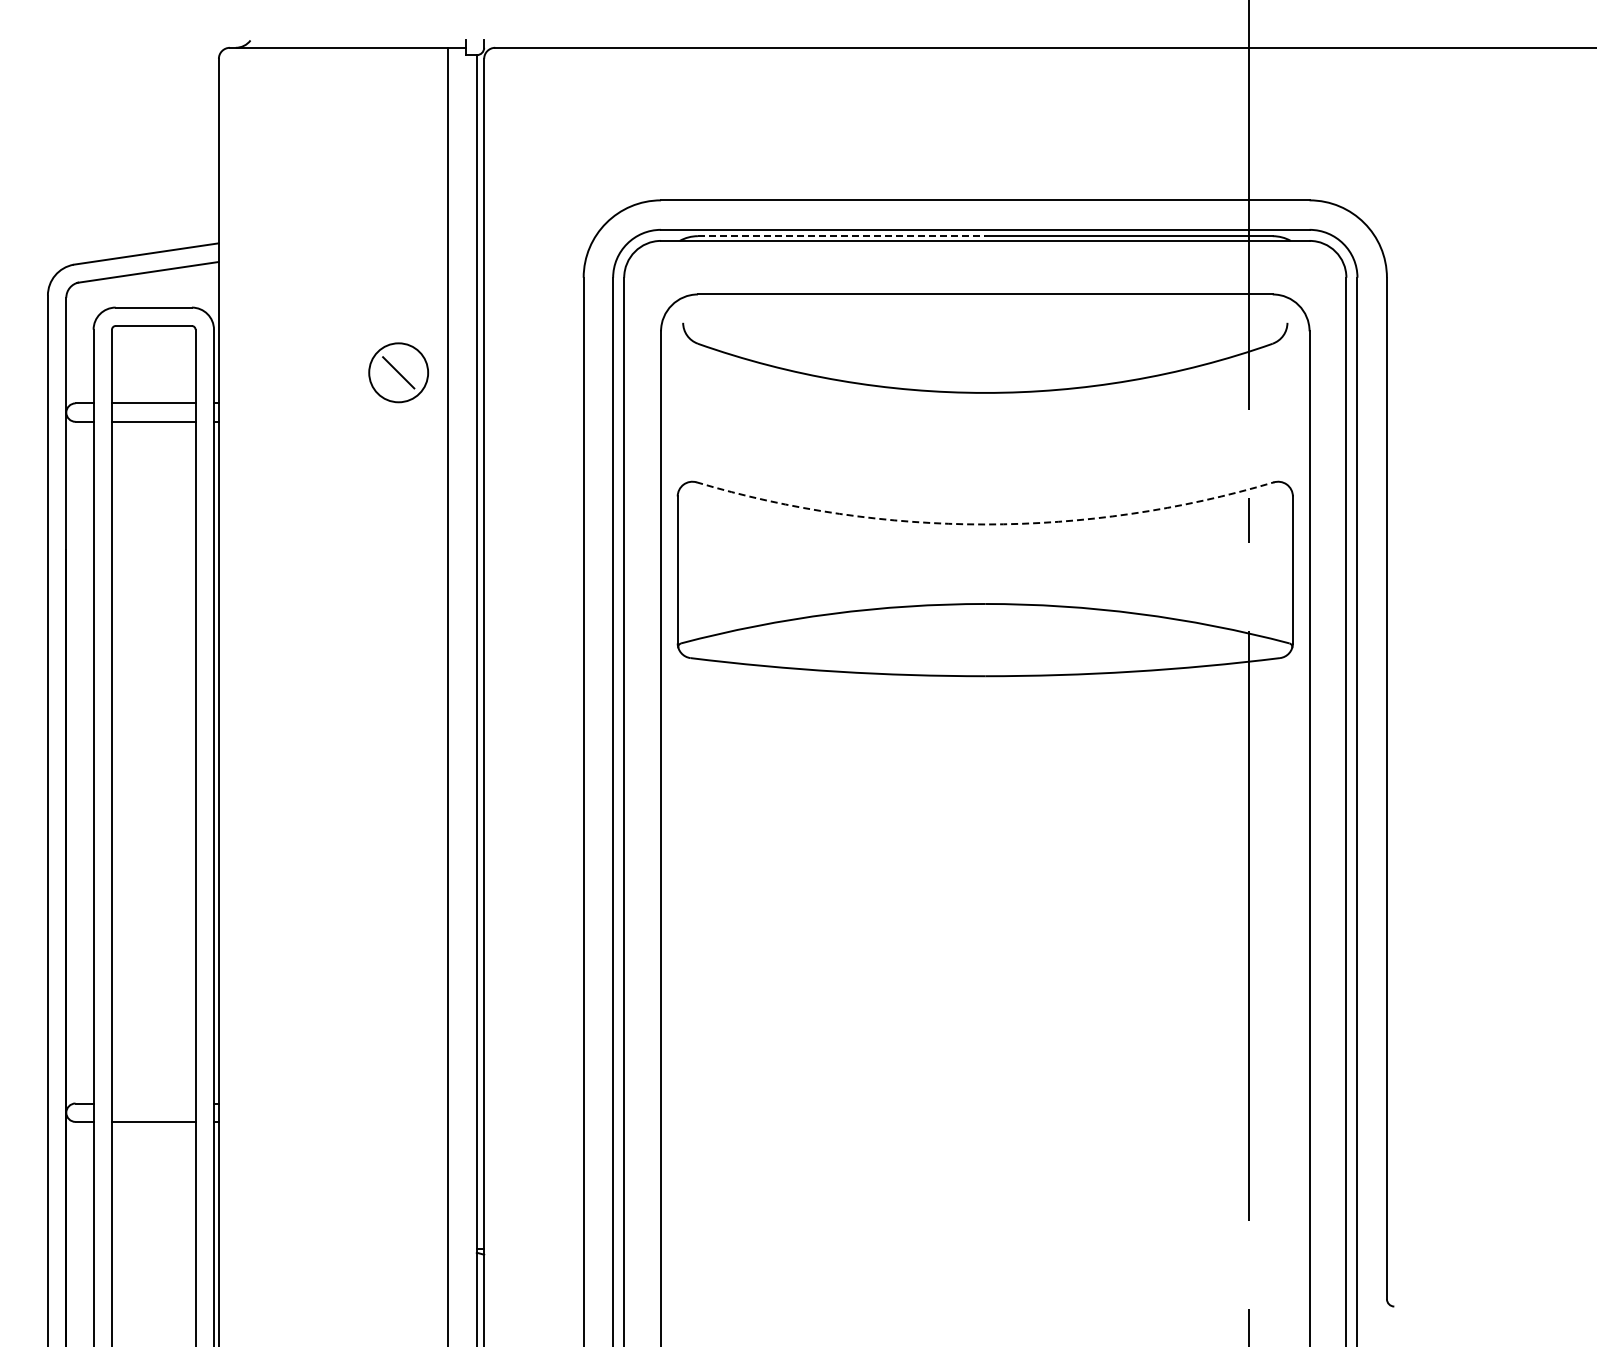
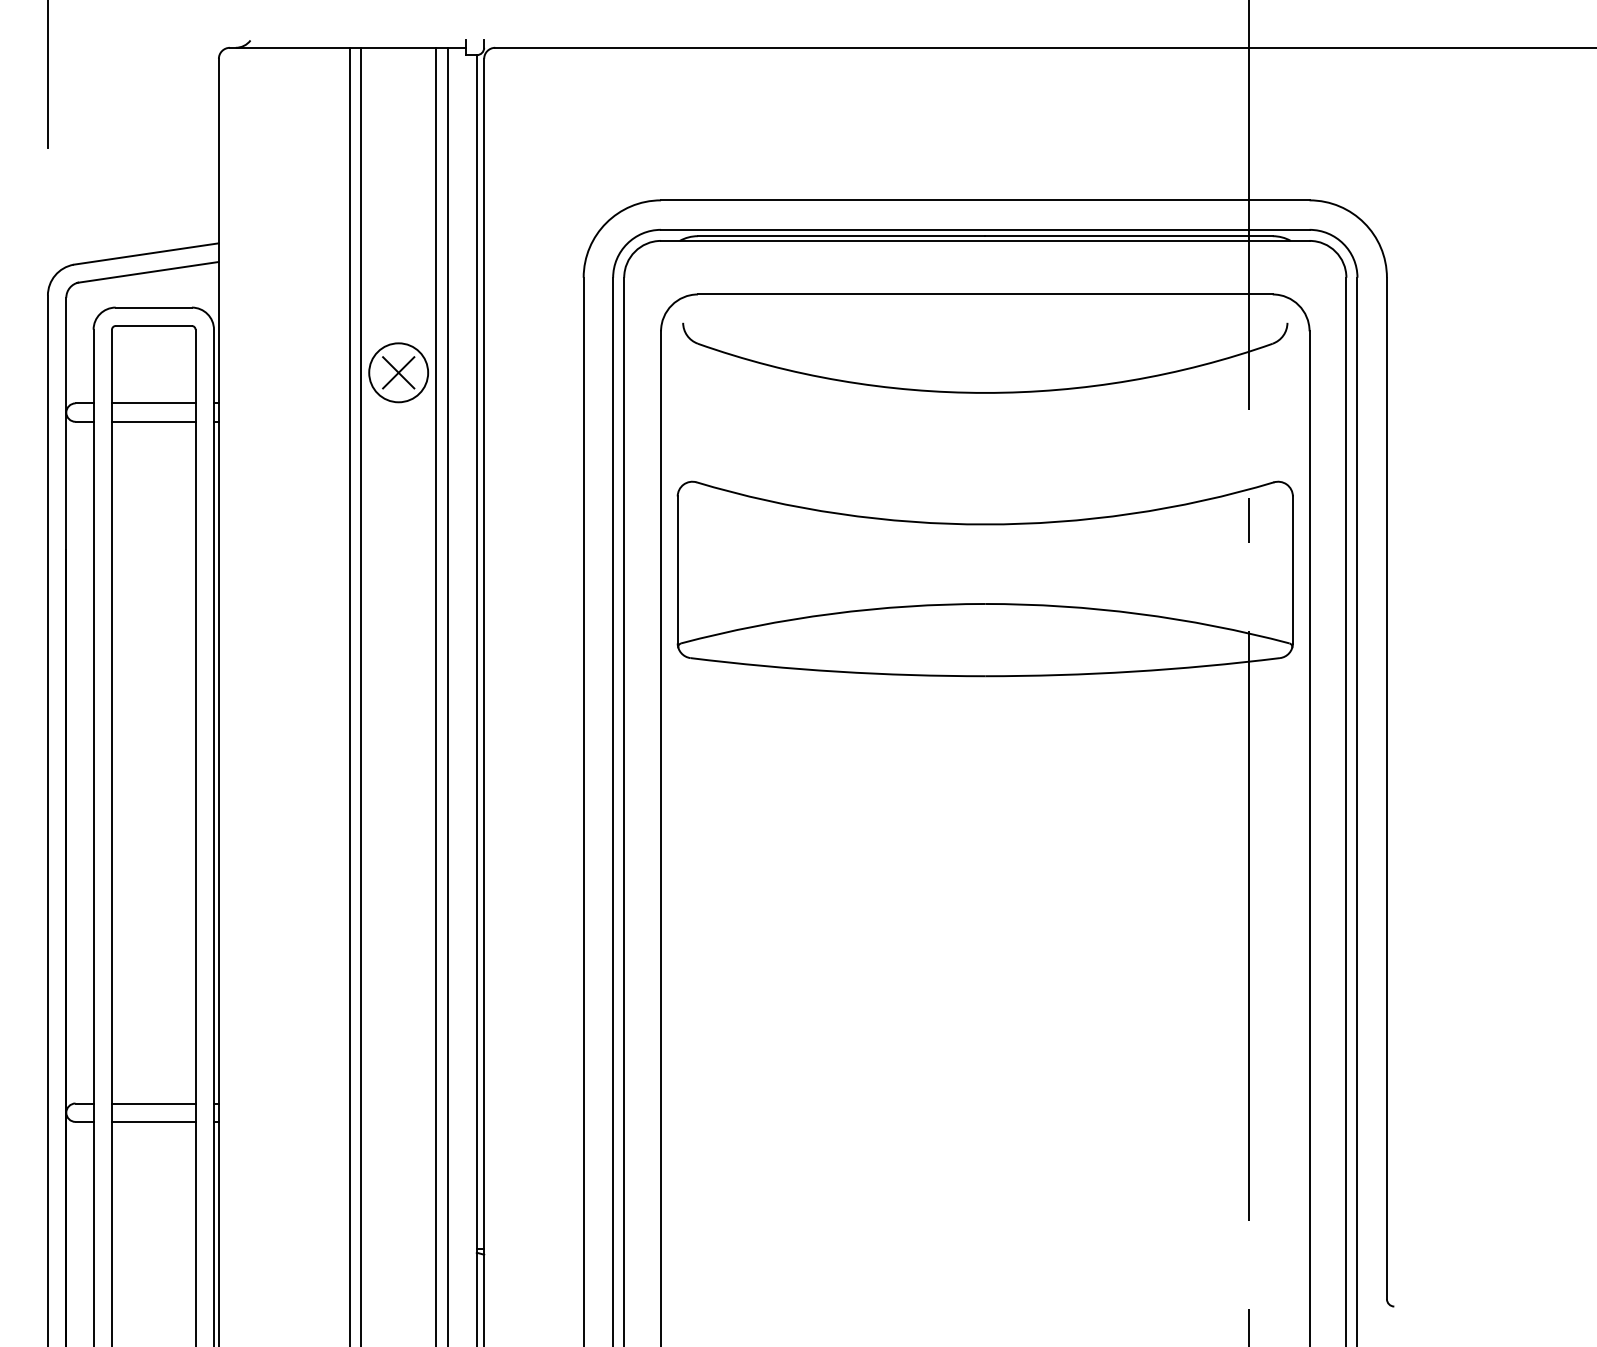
line: none -> present (47, 75)
line: dashed -> solid (841, 236)
line: none -> present (398, 372)
arc: dashed -> solid (985, 524)
line: none -> present (349, 695)
line: none -> present (361, 695)
line: none -> present (436, 695)
line: none -> present (153, 1103)
